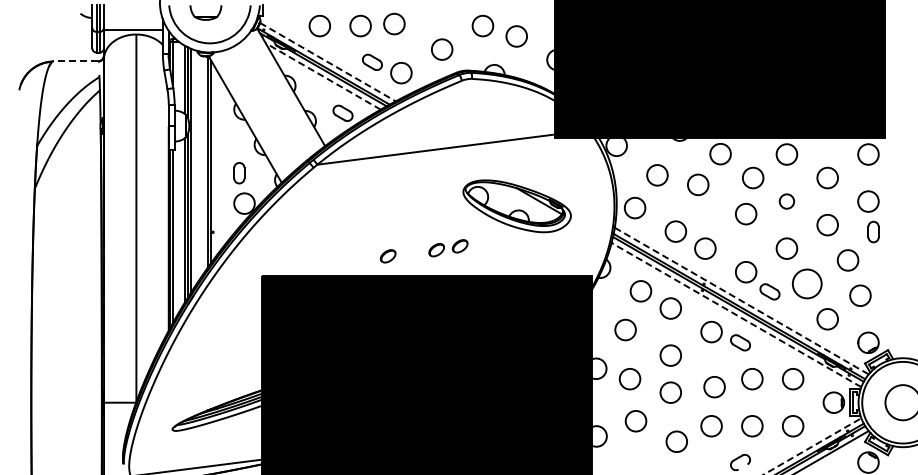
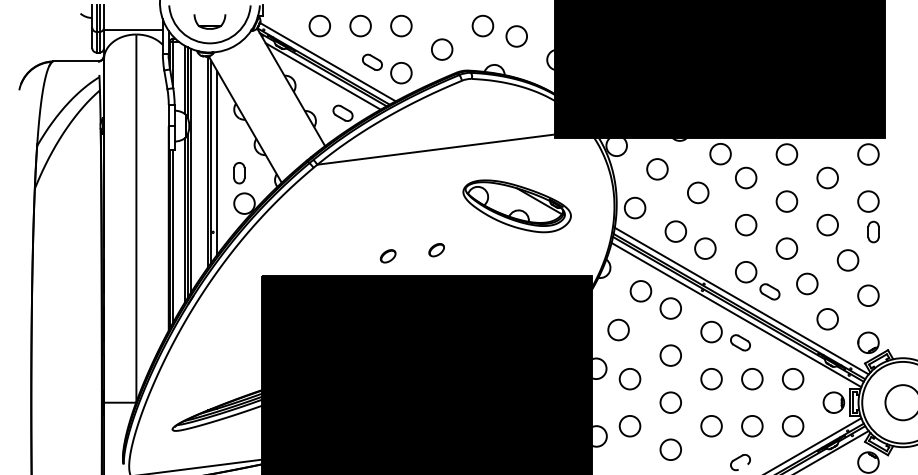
part position: (205, 12) -> (209, 21) (209, 21)
circle position: (394, 23) -> (401, 25) (401, 25)
line: dashed -> solid (75, 61)
line: dashed -> solid (328, 62)
line: dashed -> solid (322, 76)
line: none -> present (217, 162)
circle position: (657, 175) -> (657, 169) (657, 169)
circle position: (753, 177) -> (746, 177) (746, 177)
circle position: (698, 184) -> (698, 192) (698, 192)
circle size: 17x17 px -> 24x23 px (786, 201)
circle position: (746, 214) -> (746, 225) (746, 225)
part: present -> none (459, 246)
circle size: 31x32 px -> 23x24 px (807, 283)
circle position: (860, 295) -> (868, 295) (868, 295)
line: dashed -> solid (741, 301)
line: dashed -> solid (736, 314)
circle position: (625, 329) -> (618, 329) (618, 329)
circle position: (714, 387) -> (711, 379) (711, 379)
circle position: (670, 392) -> (670, 402) (670, 402)
circle position: (635, 421) -> (629, 426) (629, 426)
circle position: (676, 441) -> (670, 449) (670, 449)
line: dashed -> solid (812, 446)
